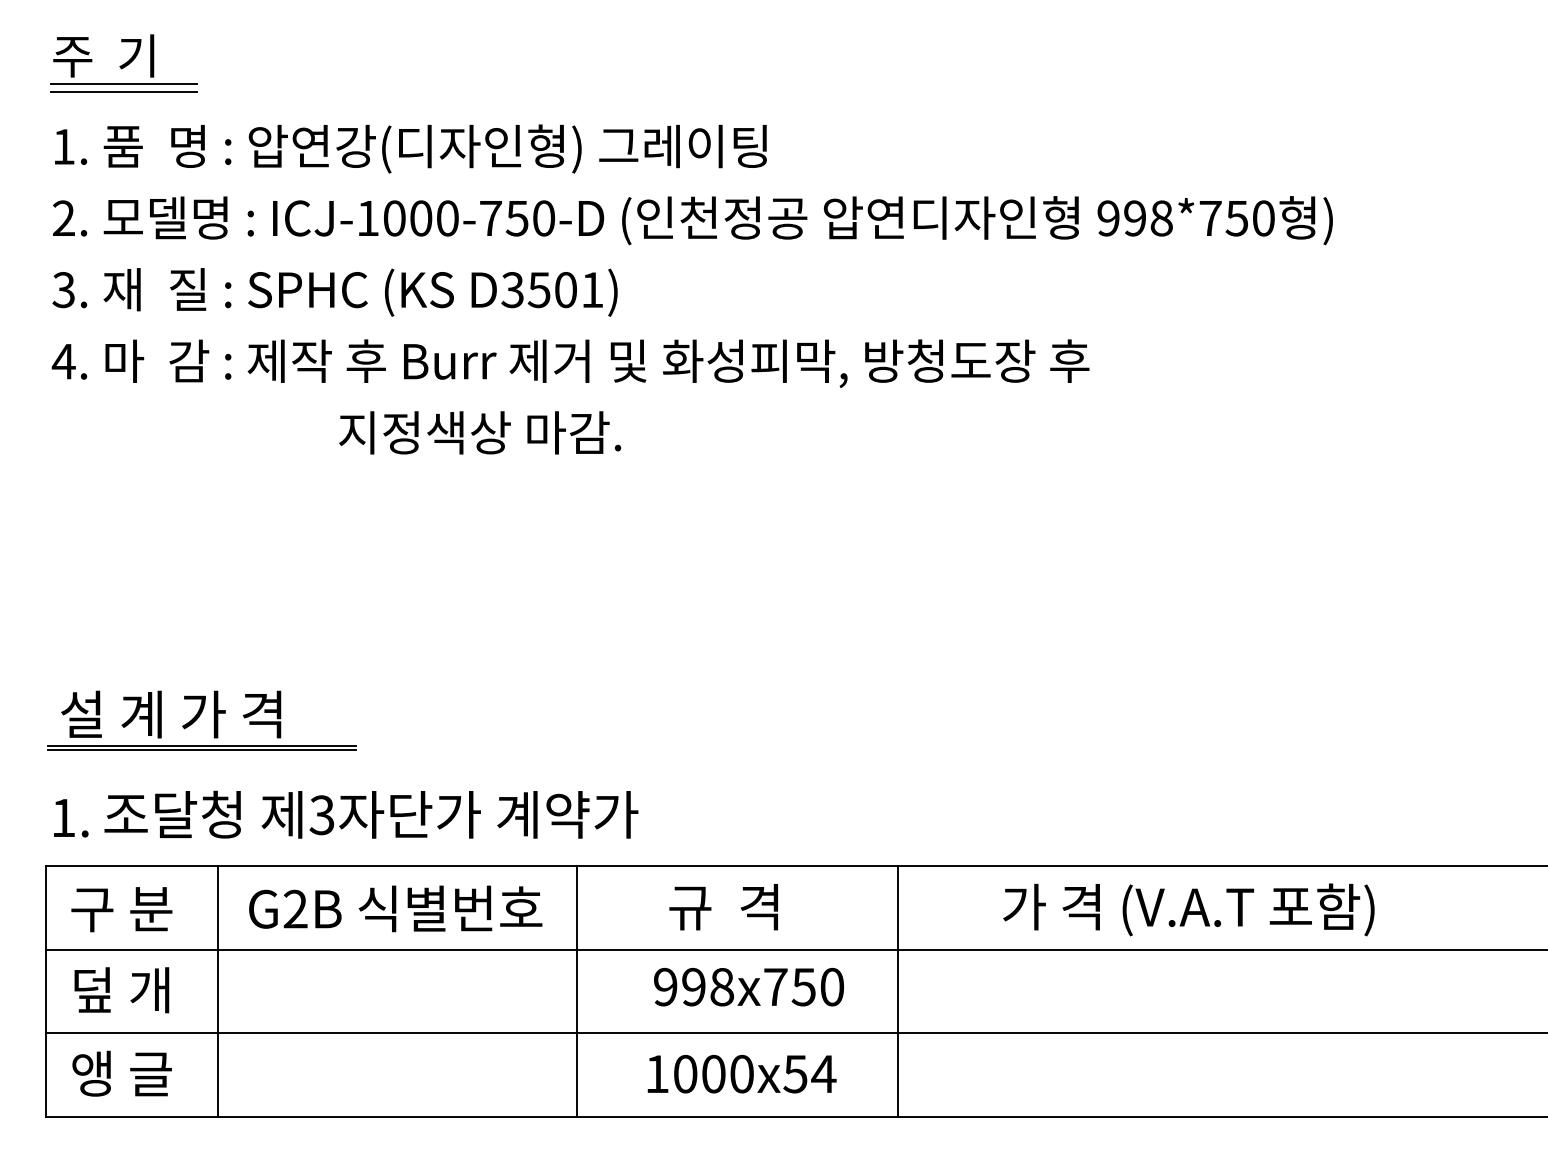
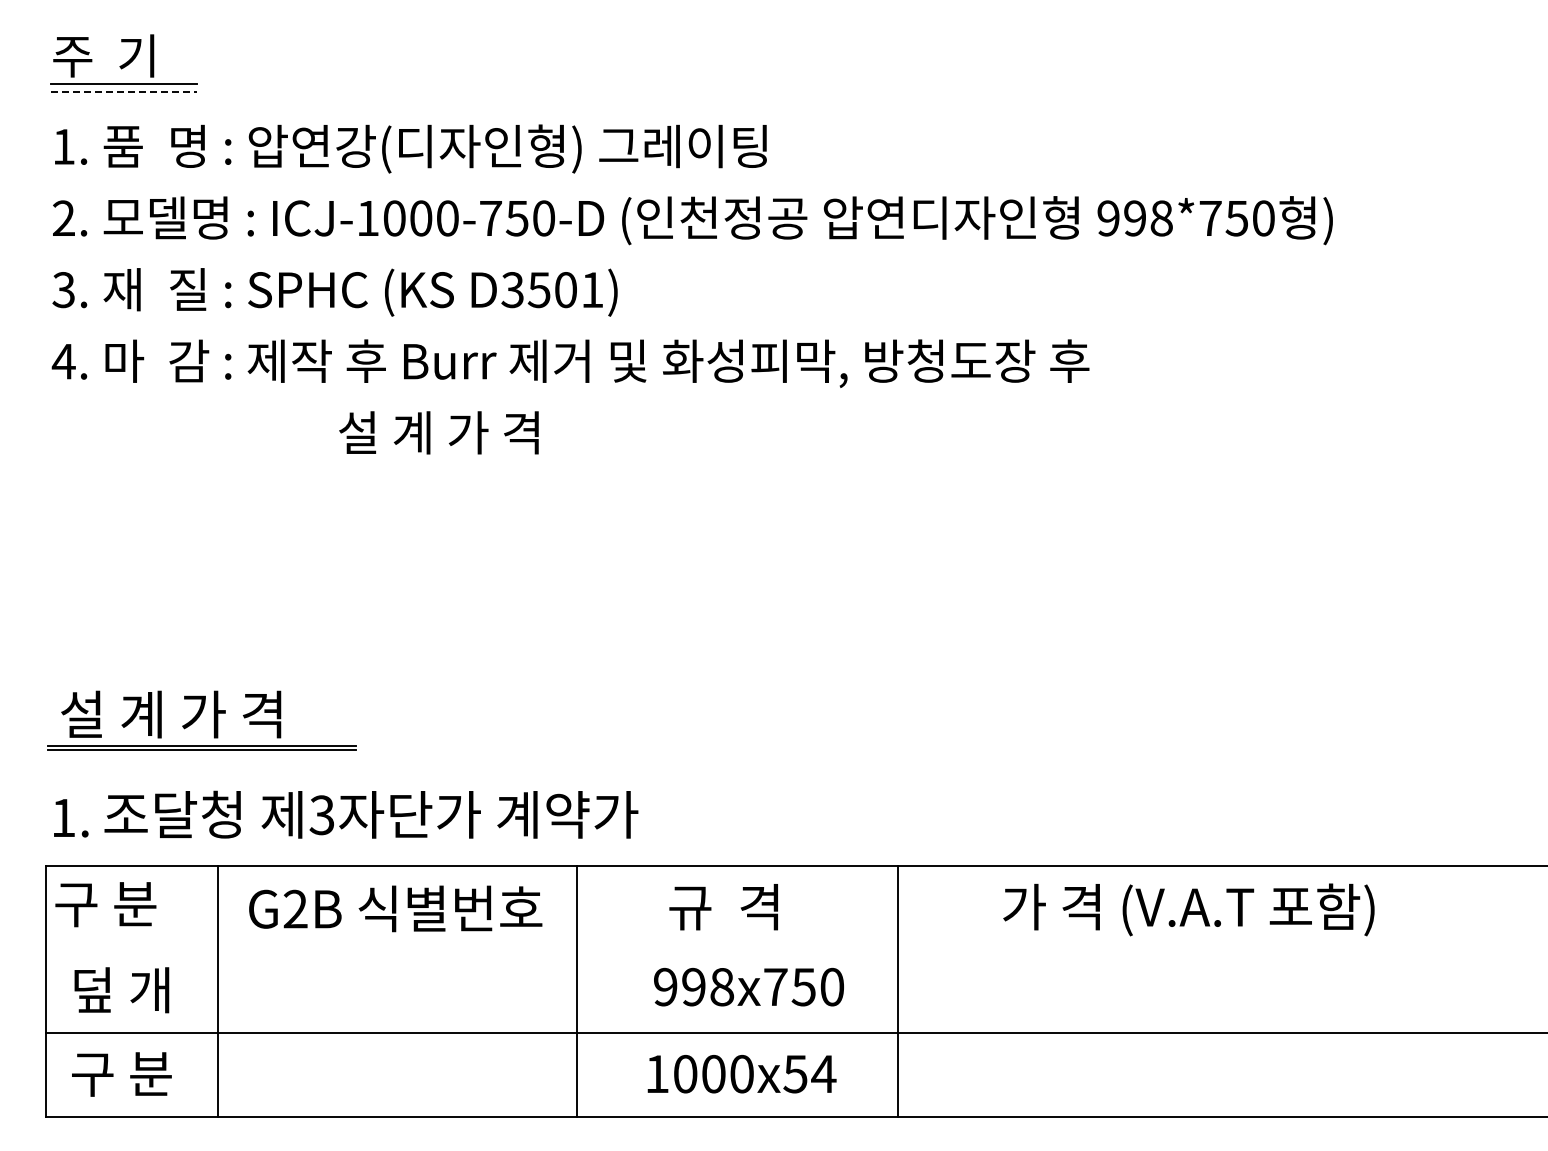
line: solid -> dashed (123, 92)
text: 지정색상 마감. -> 설 계 가 격 (480, 432)
text position: (121, 909) -> (105, 904) (105, 904)
line: present -> none (795, 949)
text: 앵 글 -> 구 분 (121, 1073)
